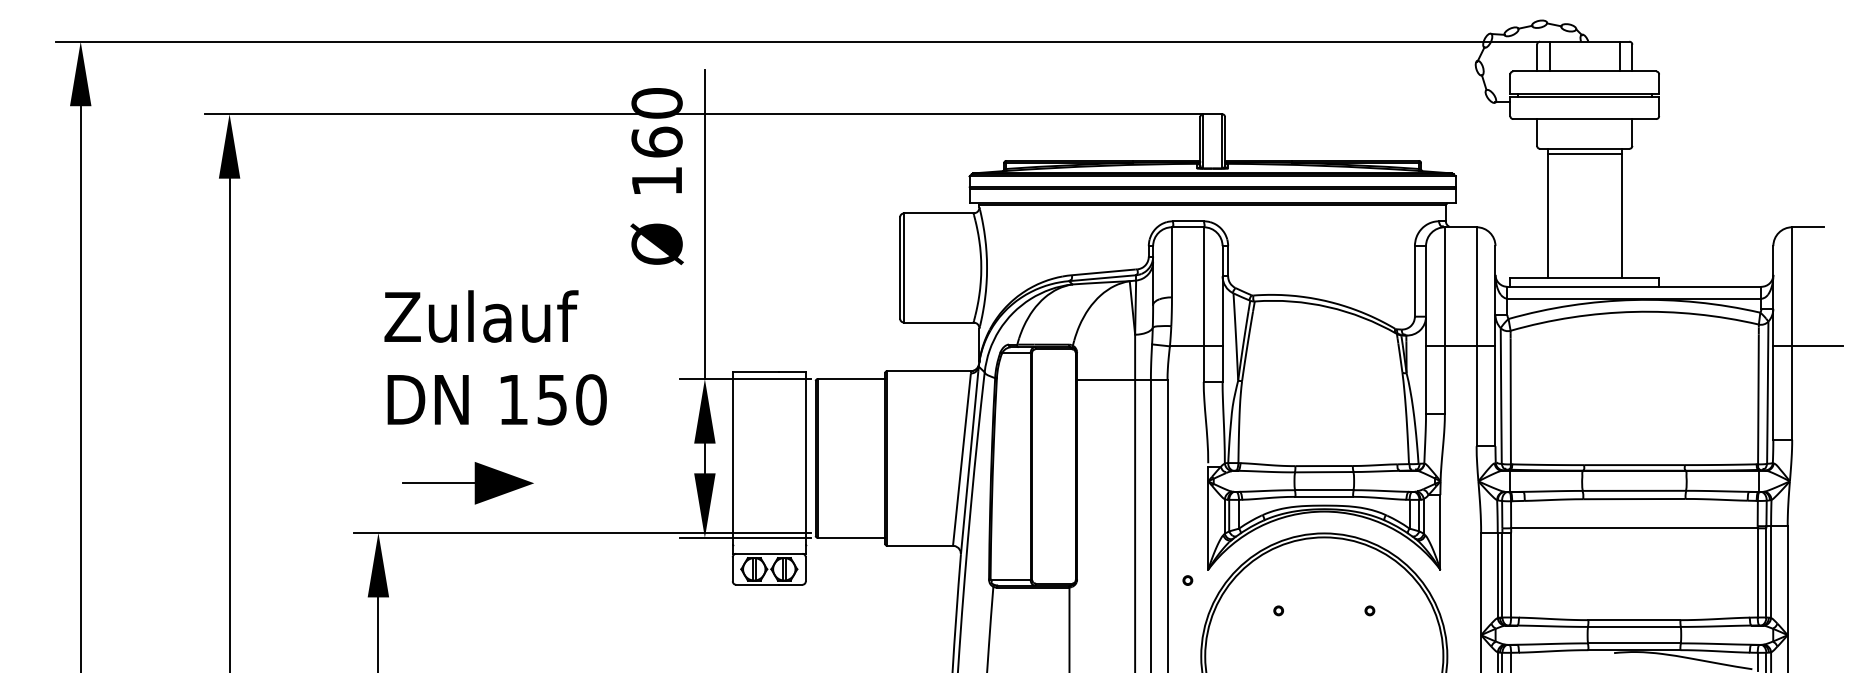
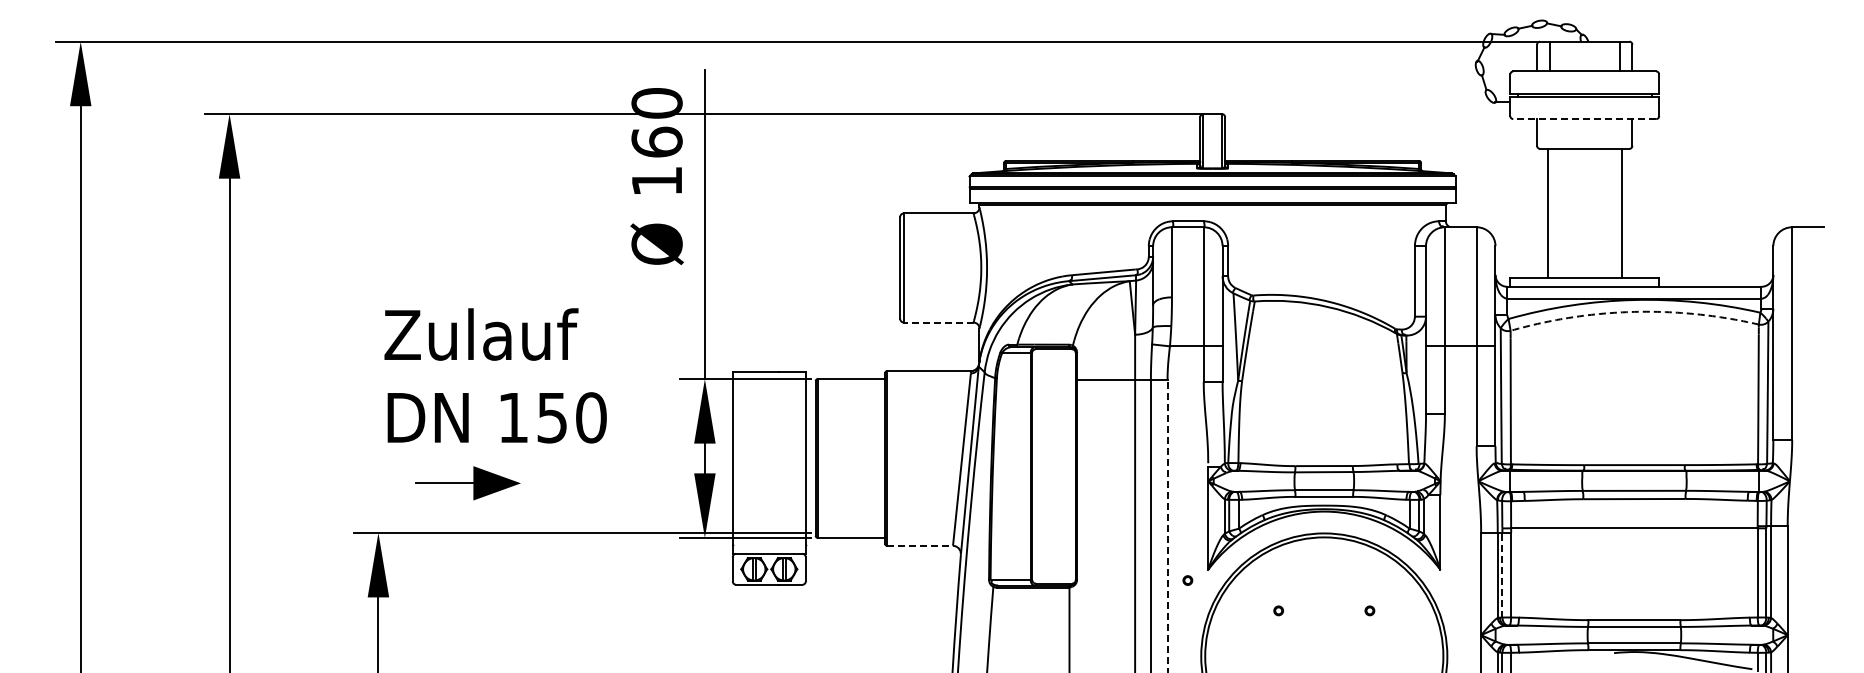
line: solid -> dashed (1584, 119)
line: present -> none (1584, 153)
arc: solid -> dashed (1634, 311)
line: solid -> dashed (938, 322)
line: present -> none (1807, 346)
text position: (495, 357) -> (495, 375) (495, 375)
part size: 132x43 px -> 106x35 px (467, 483)
line: solid -> dashed (1167, 525)
line: solid -> dashed (920, 545)
line: solid -> dashed (1502, 574)
